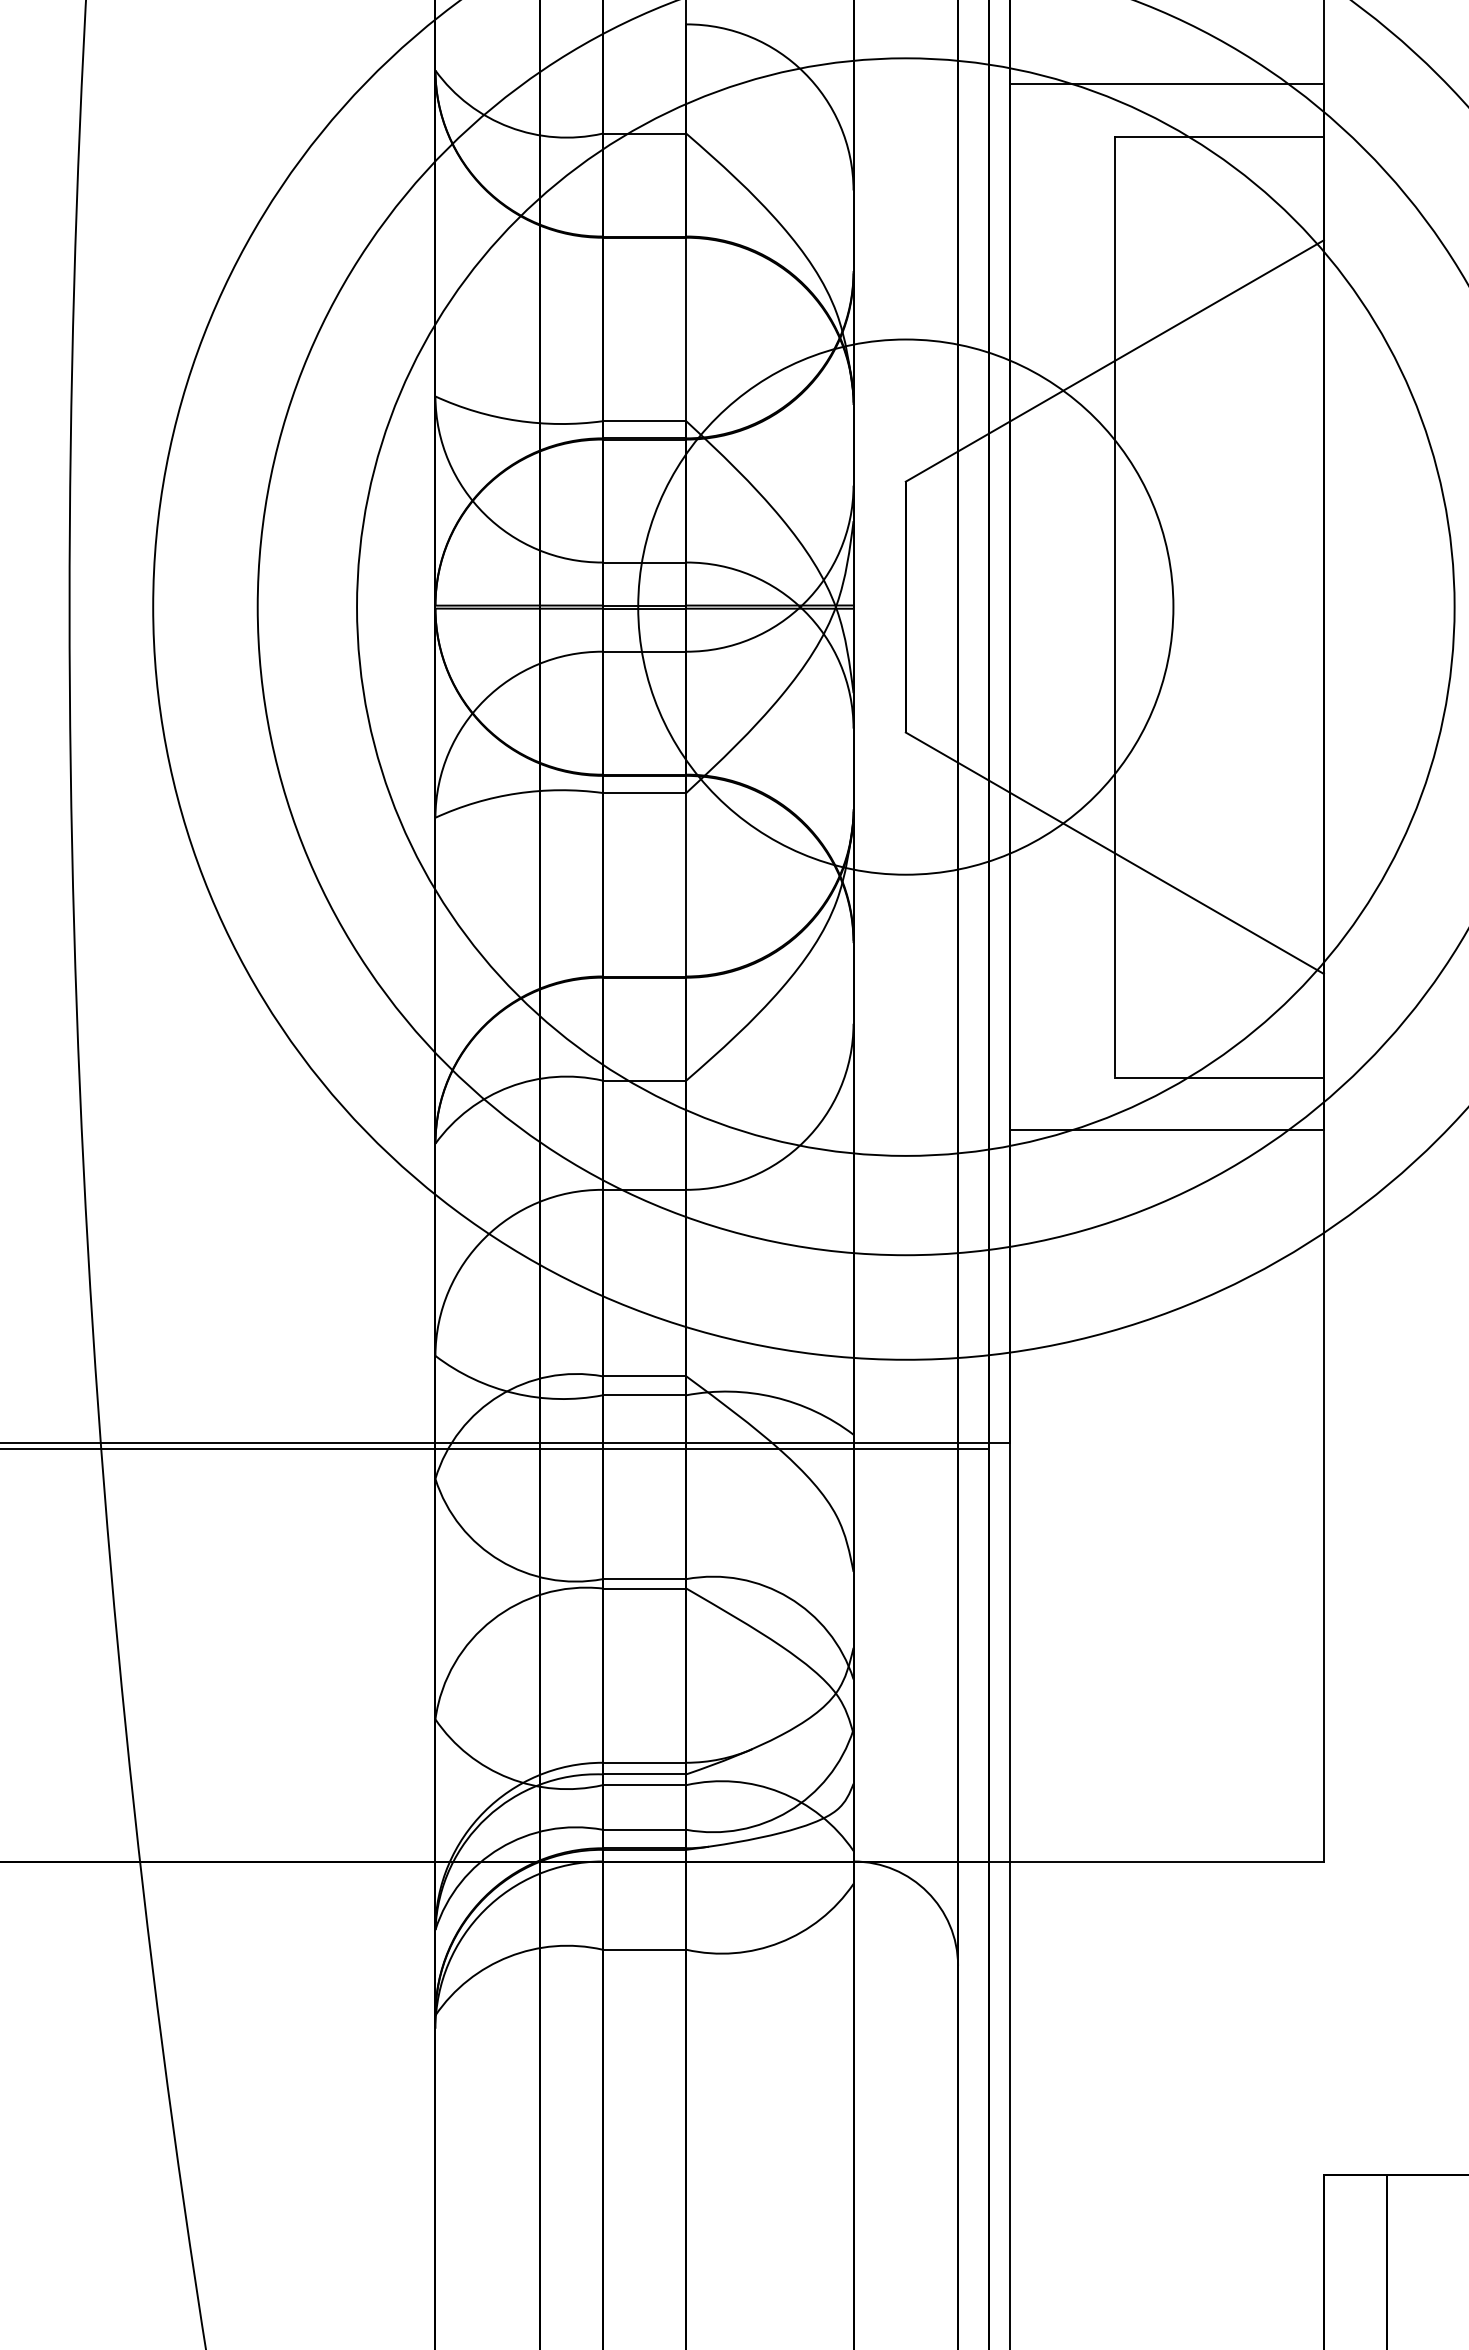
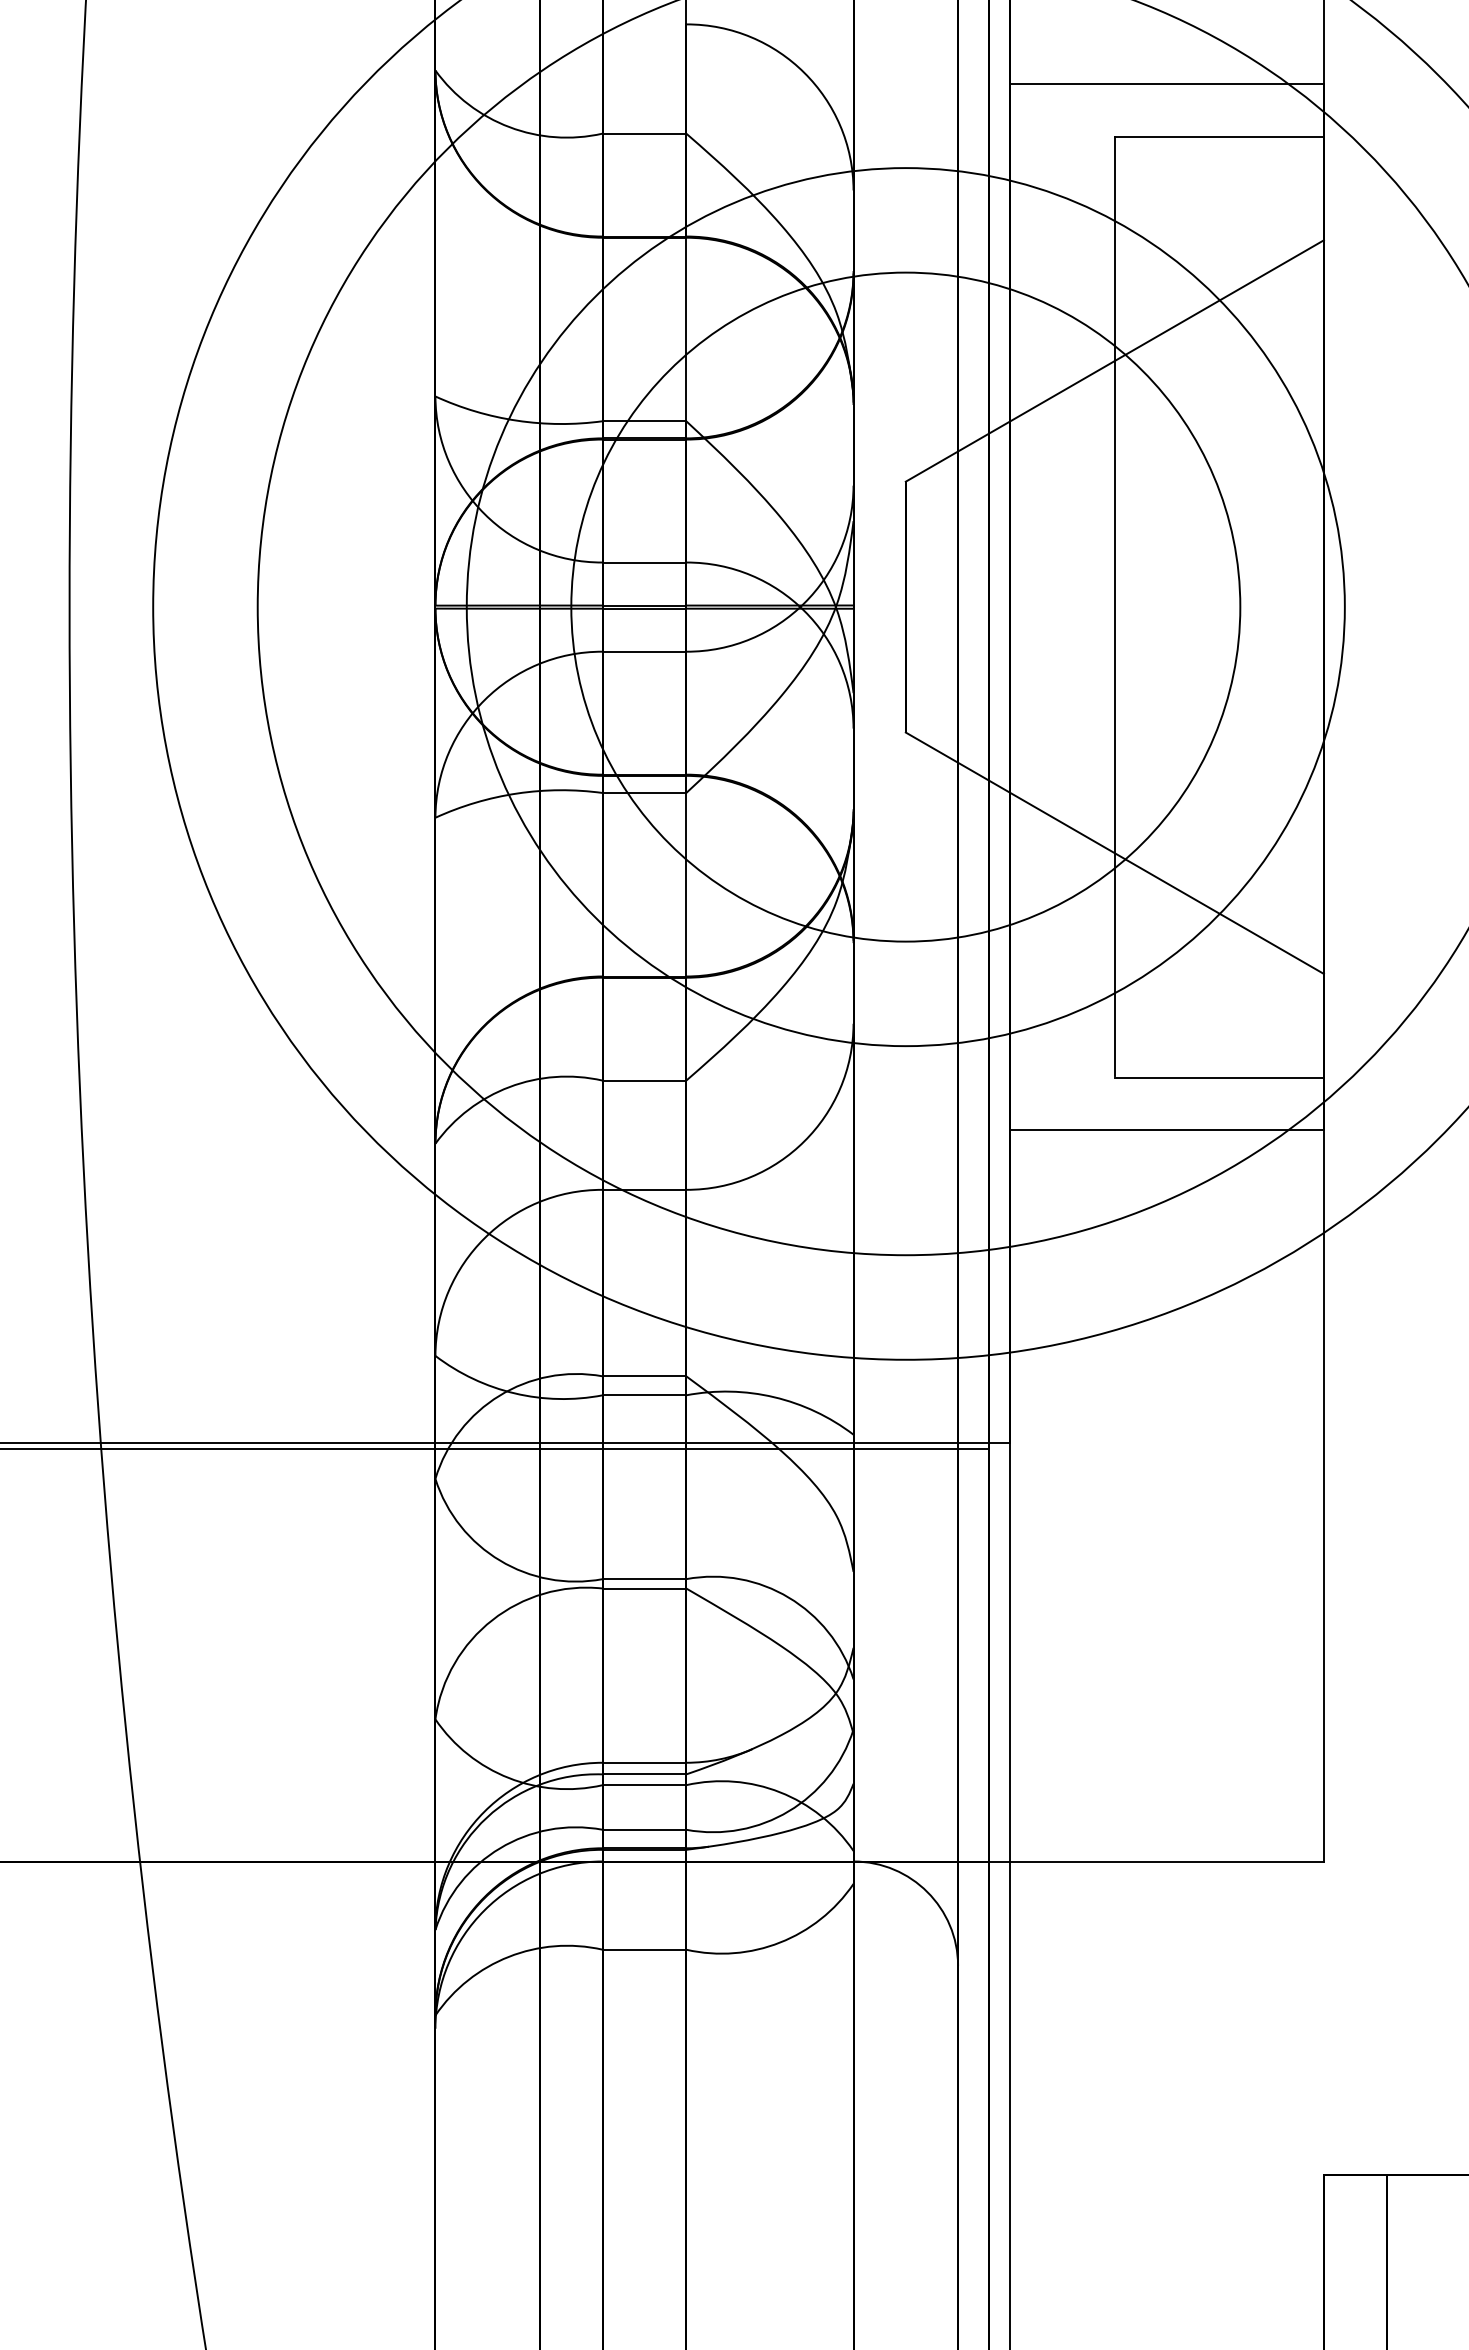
circle diameter: 1098 px -> 878 px (905, 607)
circle diameter: 535 px -> 669 px (905, 606)
